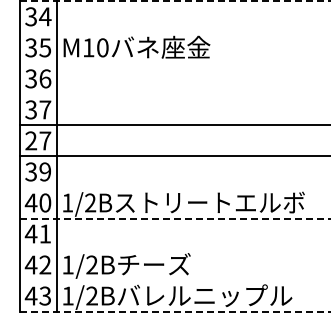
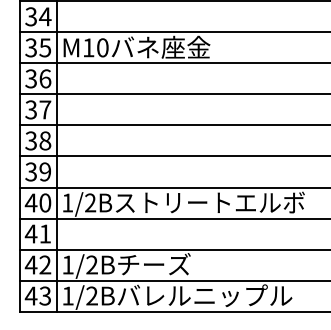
line: dashed -> solid (175, 1)
line: none -> present (173, 32)
line: none -> present (173, 63)
line: none -> present (173, 94)
text: 27 -> 38 (38, 140)
line: none -> present (173, 187)
line: dashed -> solid (175, 218)
line: none -> present (173, 249)
line: none -> present (173, 280)
line: dashed -> solid (175, 311)
